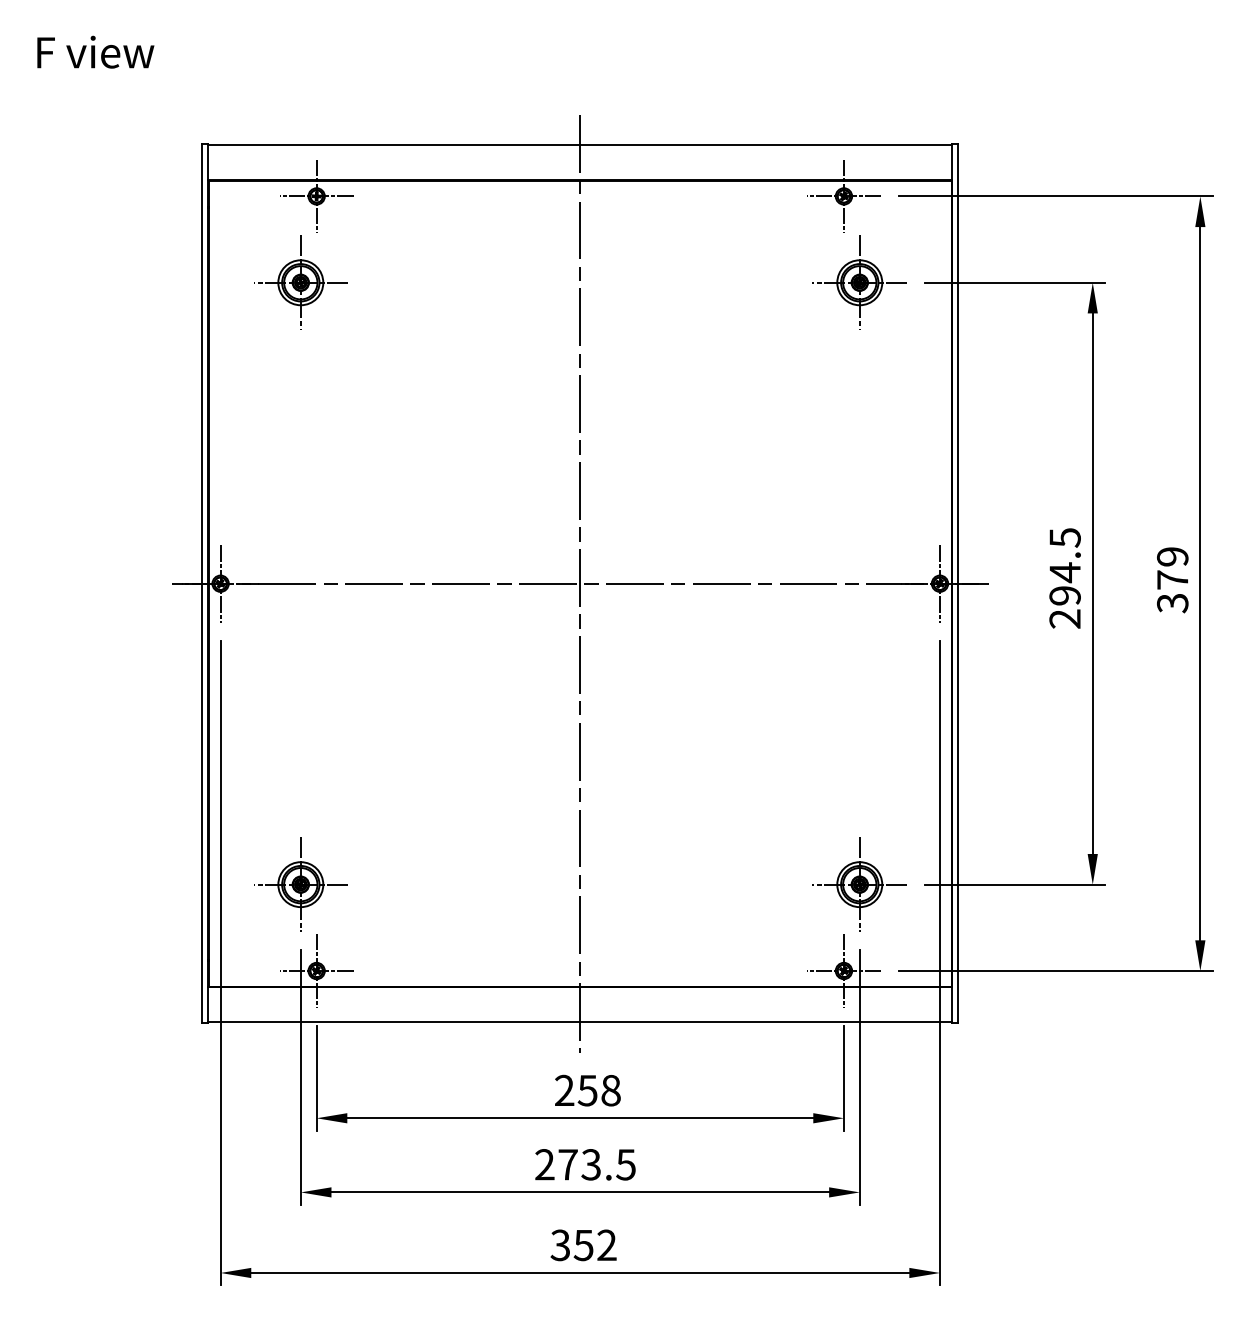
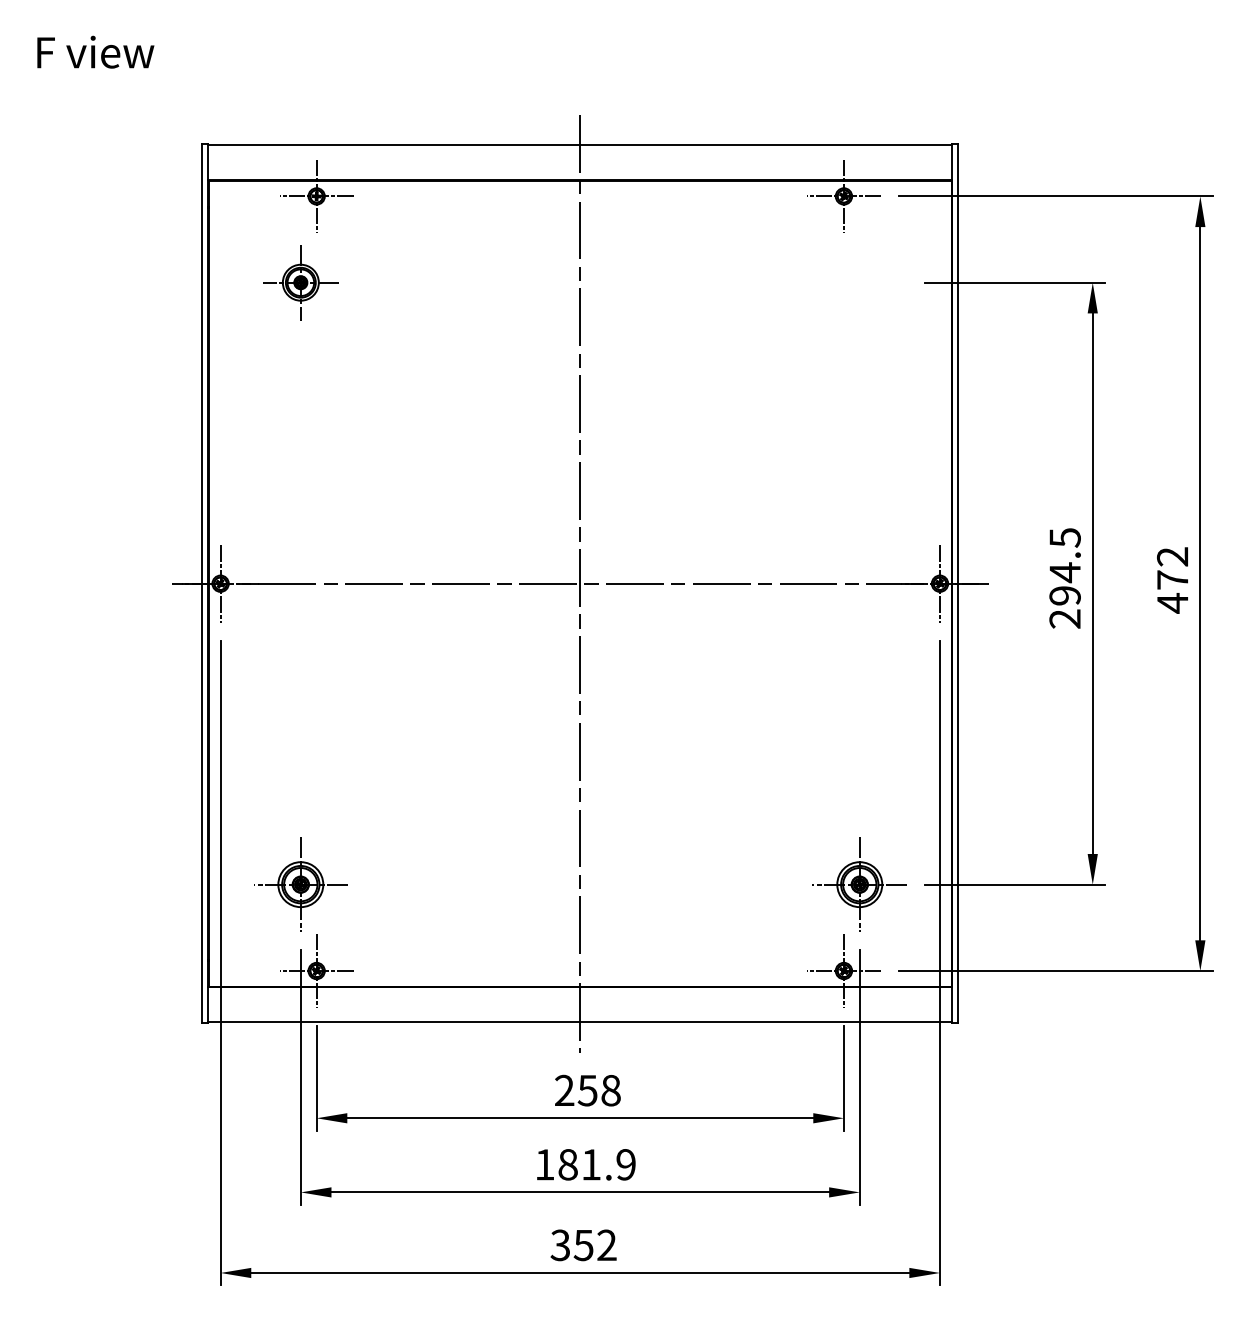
part size: 94x95 px -> 76x76 px (300, 282)
part: present -> none (859, 282)
text: 379 -> 472 (1172, 580)
text: 273.5 -> 181.9 (585, 1164)
